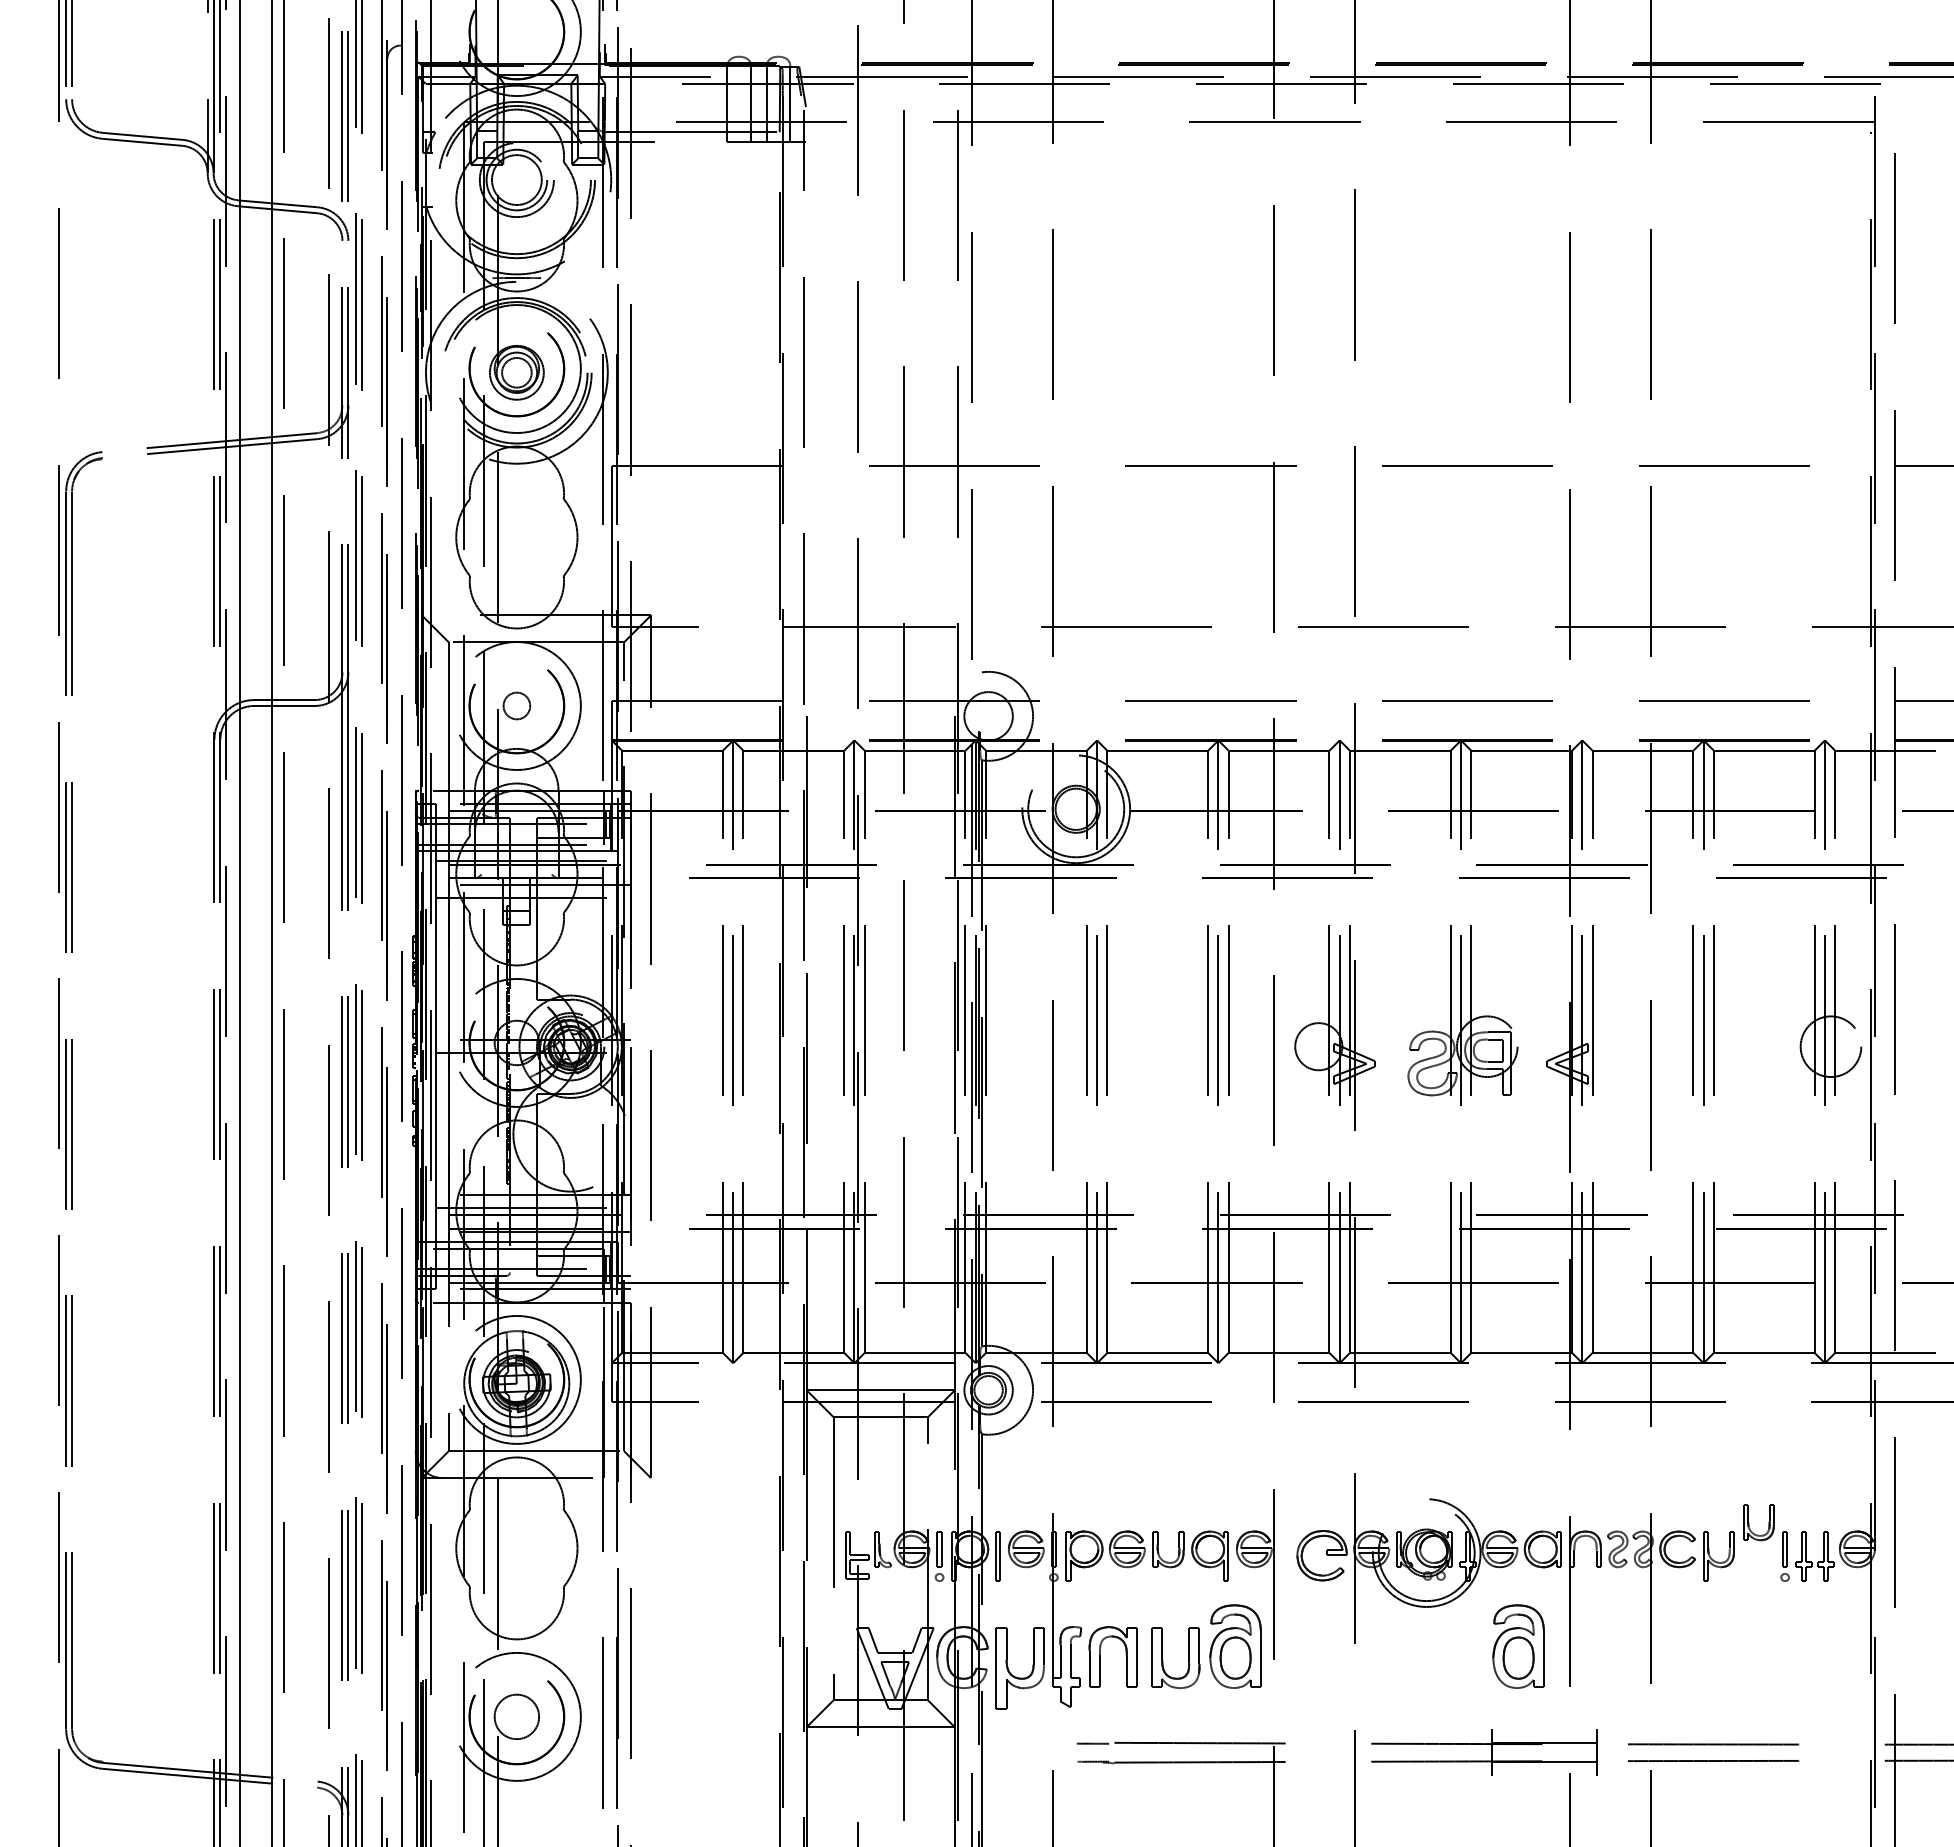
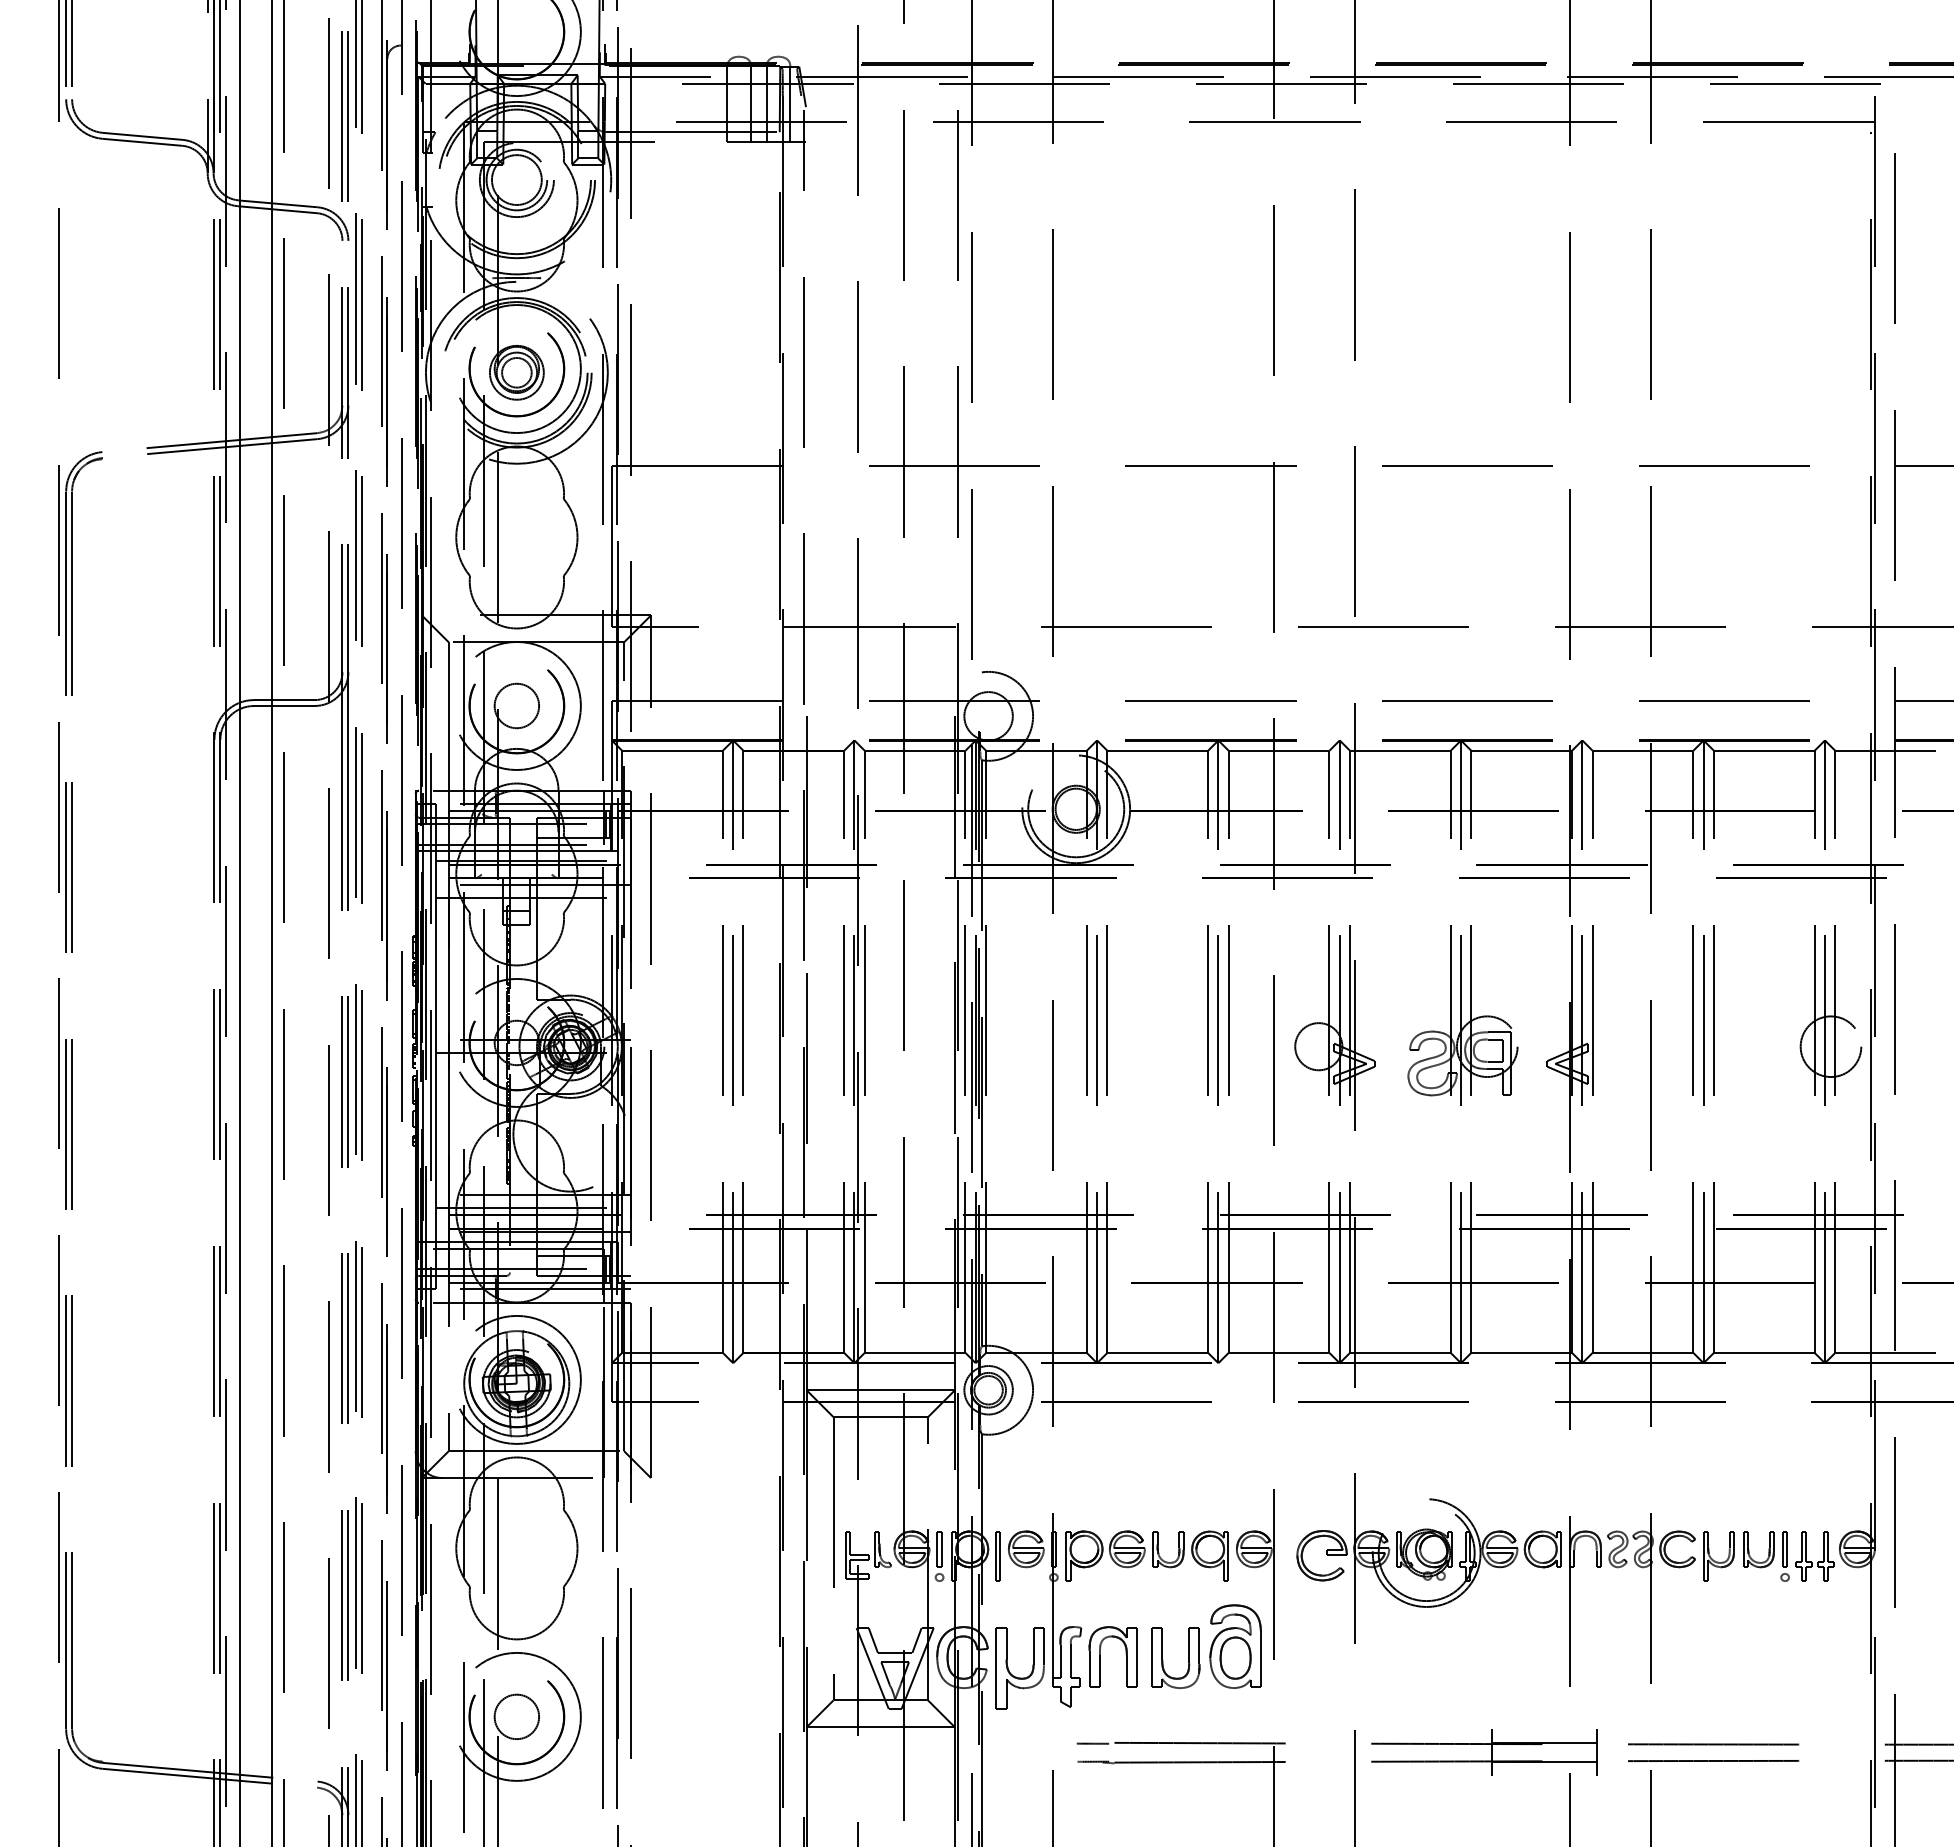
circle diameter: 27 px -> 44 px (516, 705)
part position: (1749, 1522) -> (1749, 1549) (1749, 1549)
part: present -> none (1518, 1646)
